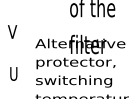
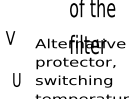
text position: (12, 31) -> (10, 37) (10, 37)
text position: (13, 73) -> (16, 79) (16, 79)
